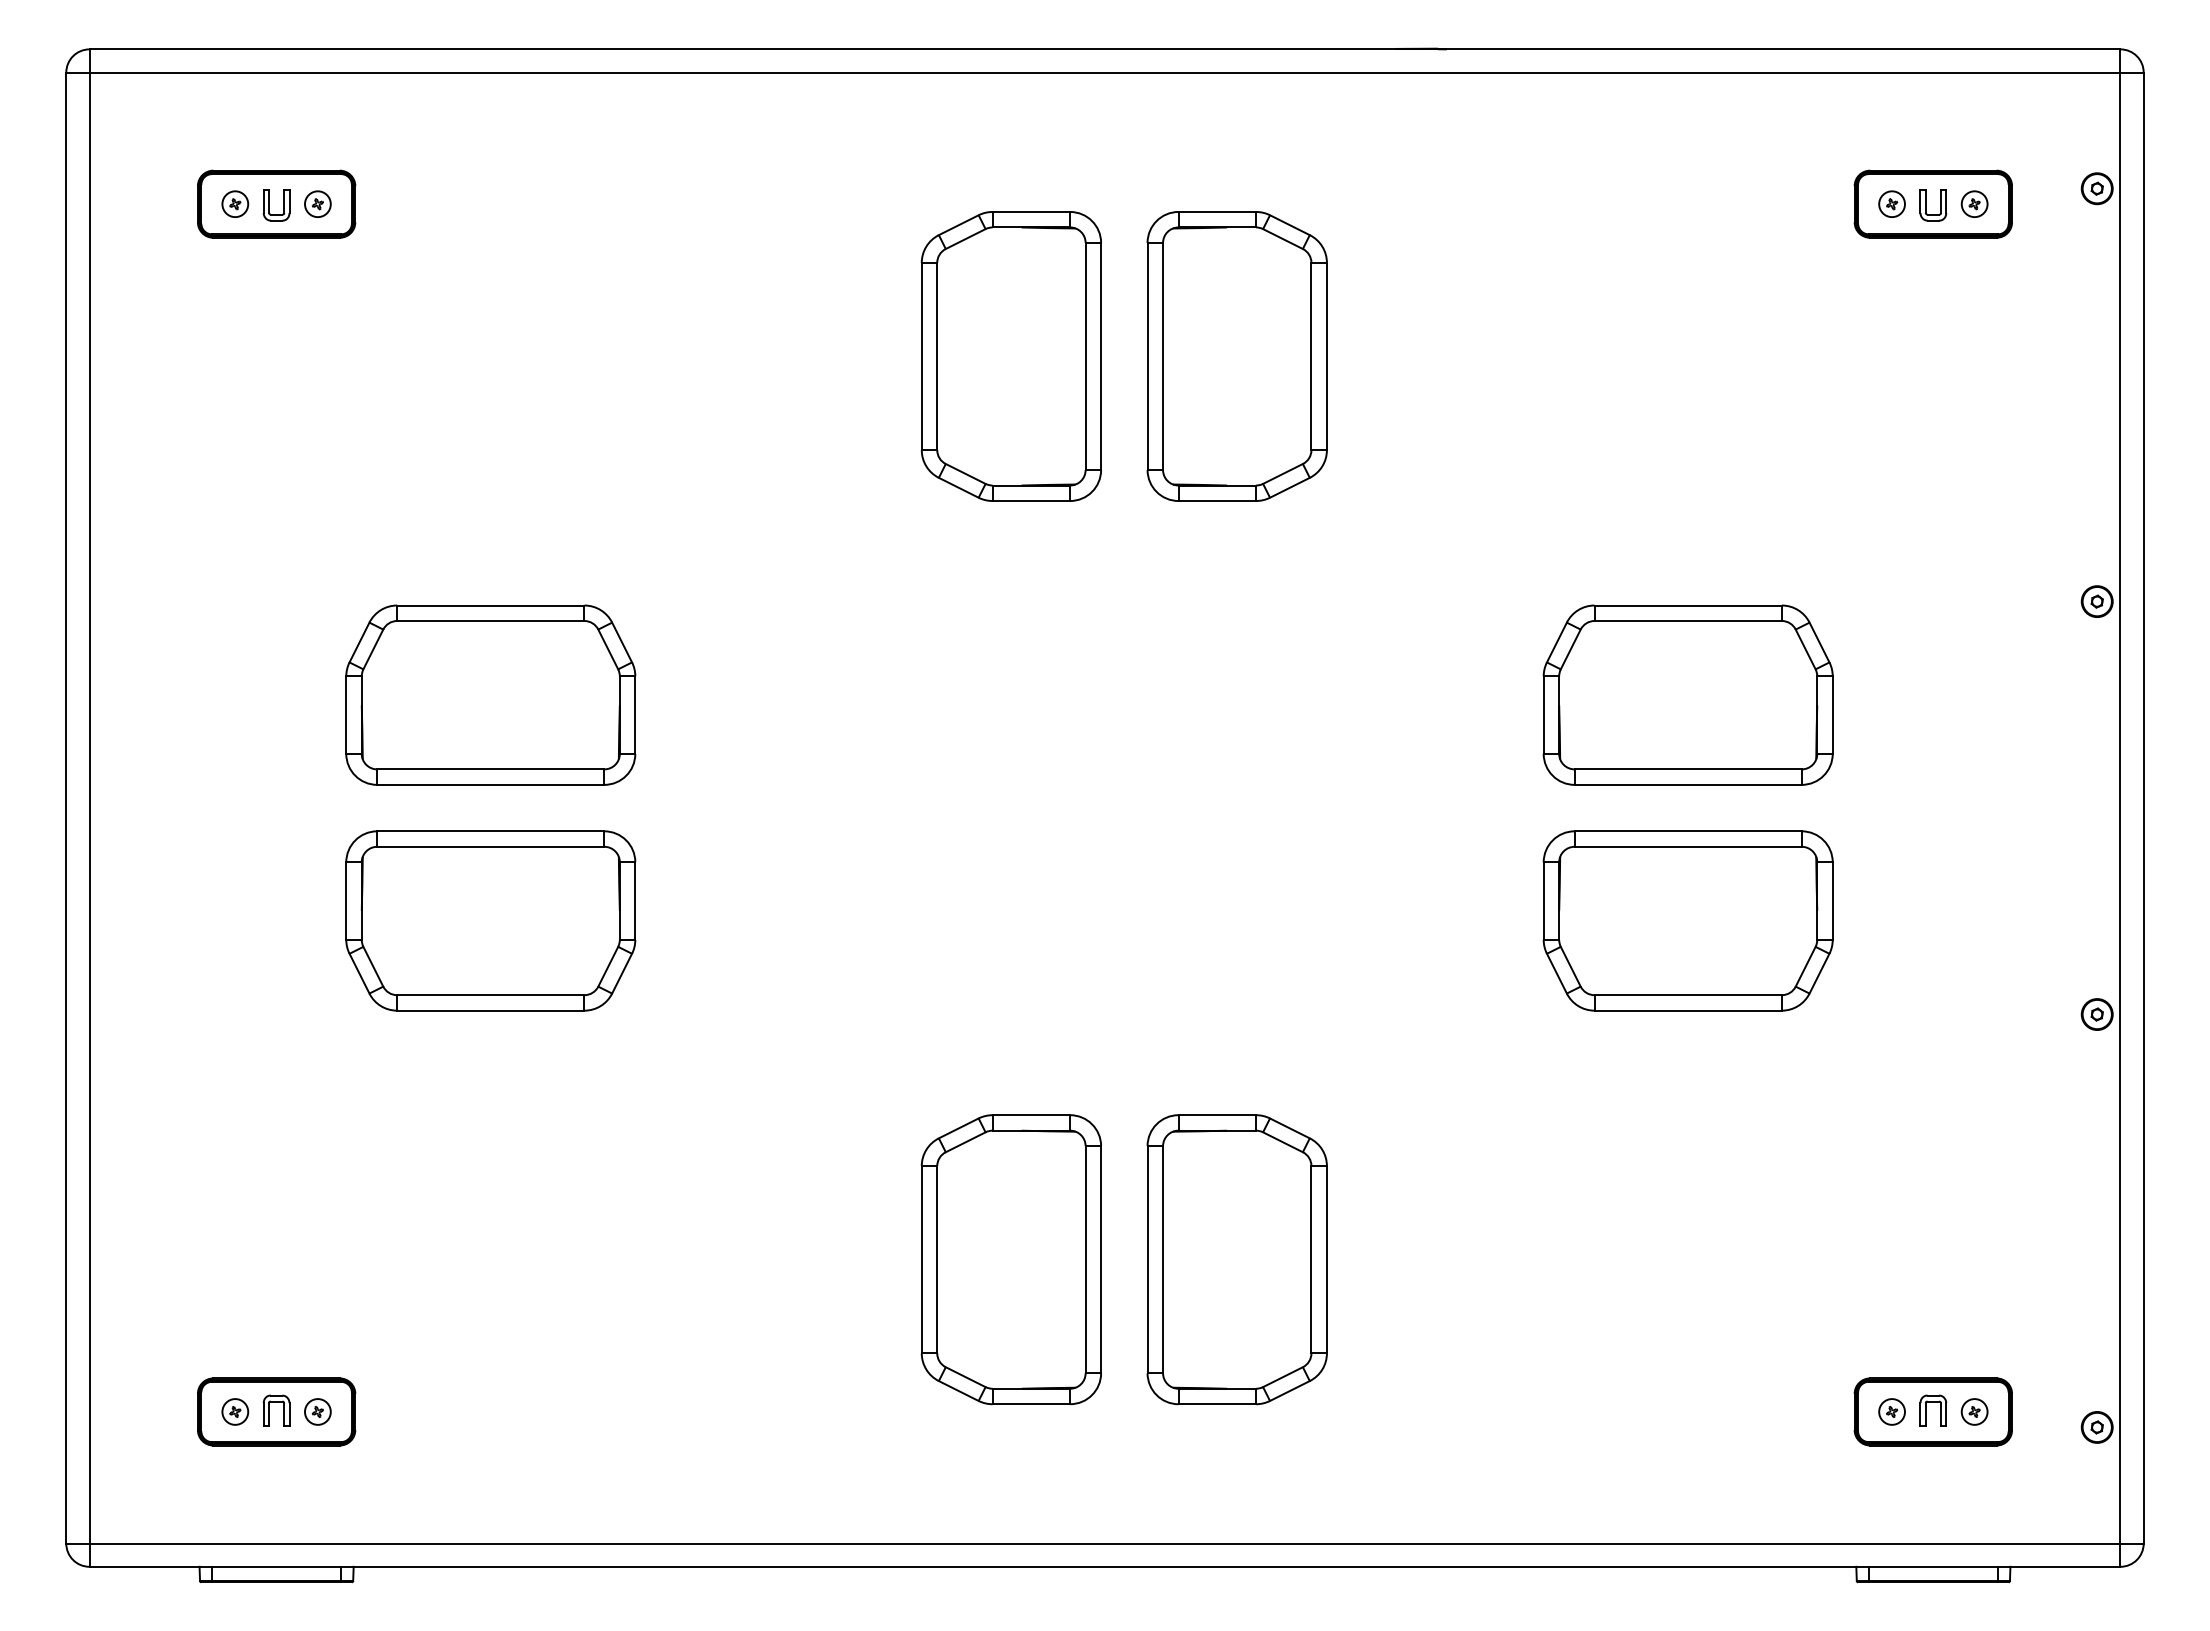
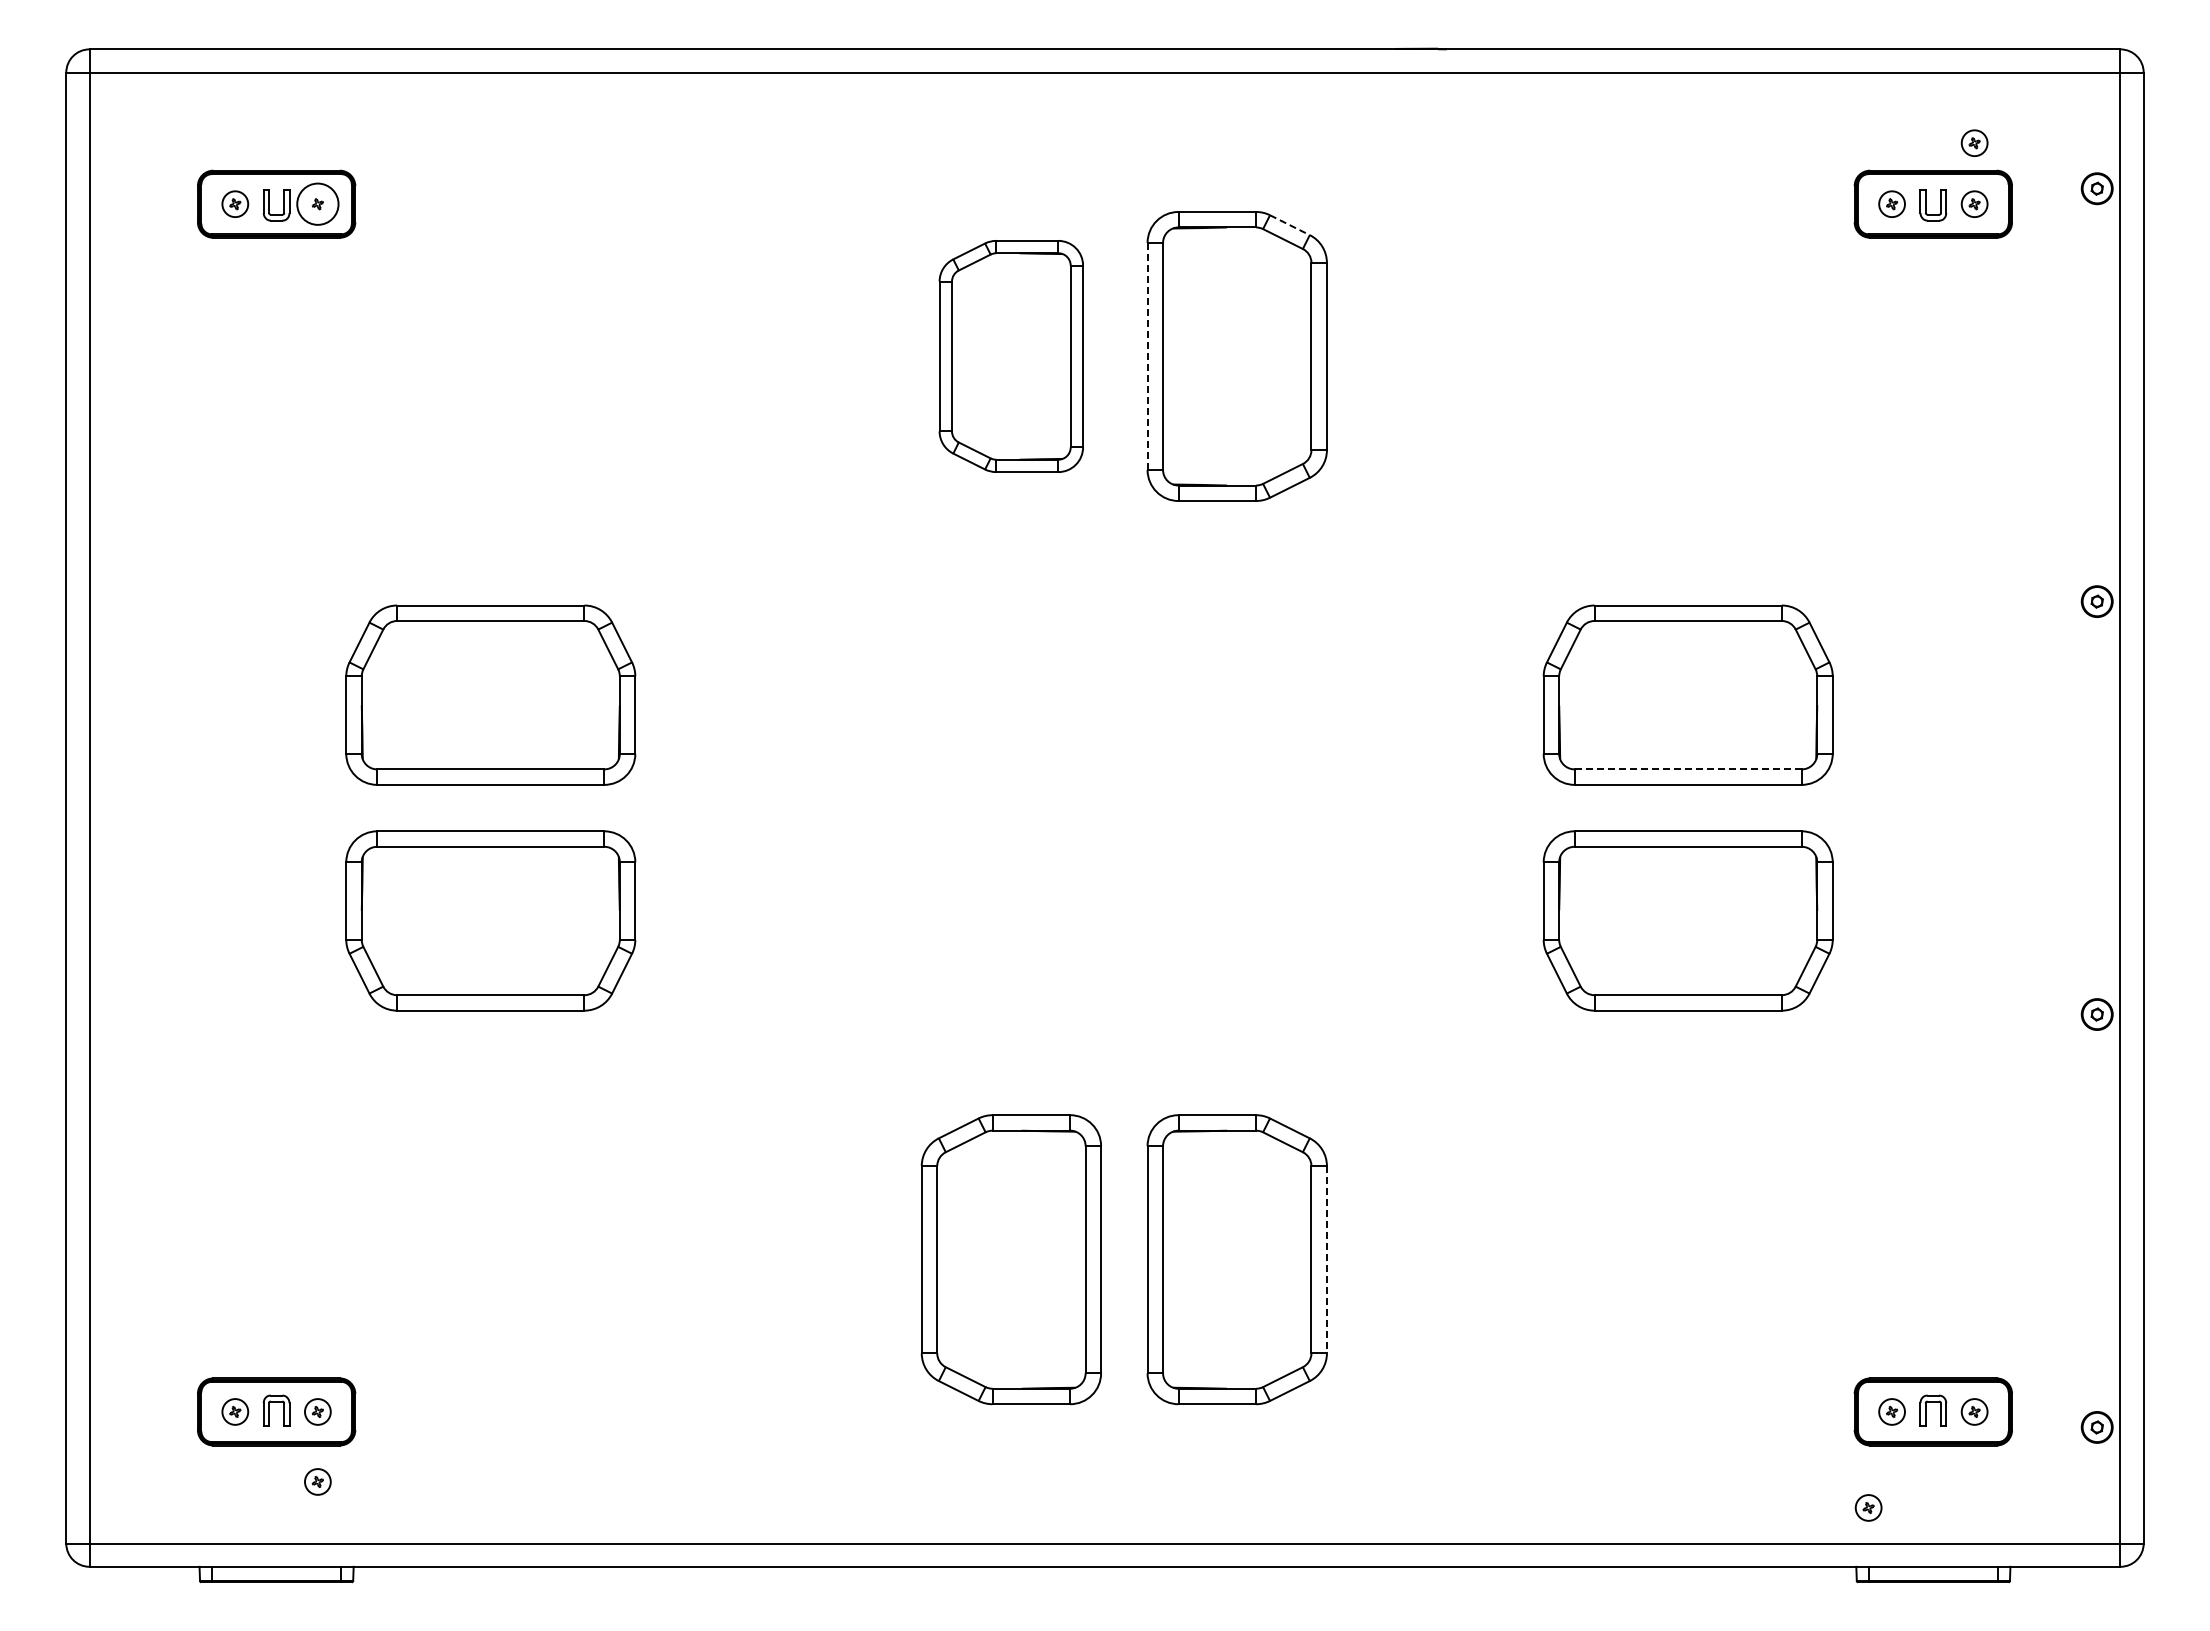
part: none -> present (1974, 142)
circle diameter: 26 px -> 41 px (317, 203)
line: solid -> dashed (1290, 225)
part size: 182x291 px -> 146x233 px (1010, 356)
line: solid -> dashed (1147, 356)
line: solid -> dashed (1688, 769)
line: solid -> dashed (1326, 1259)
part: none -> present (317, 1481)
part: none -> present (1868, 1507)
